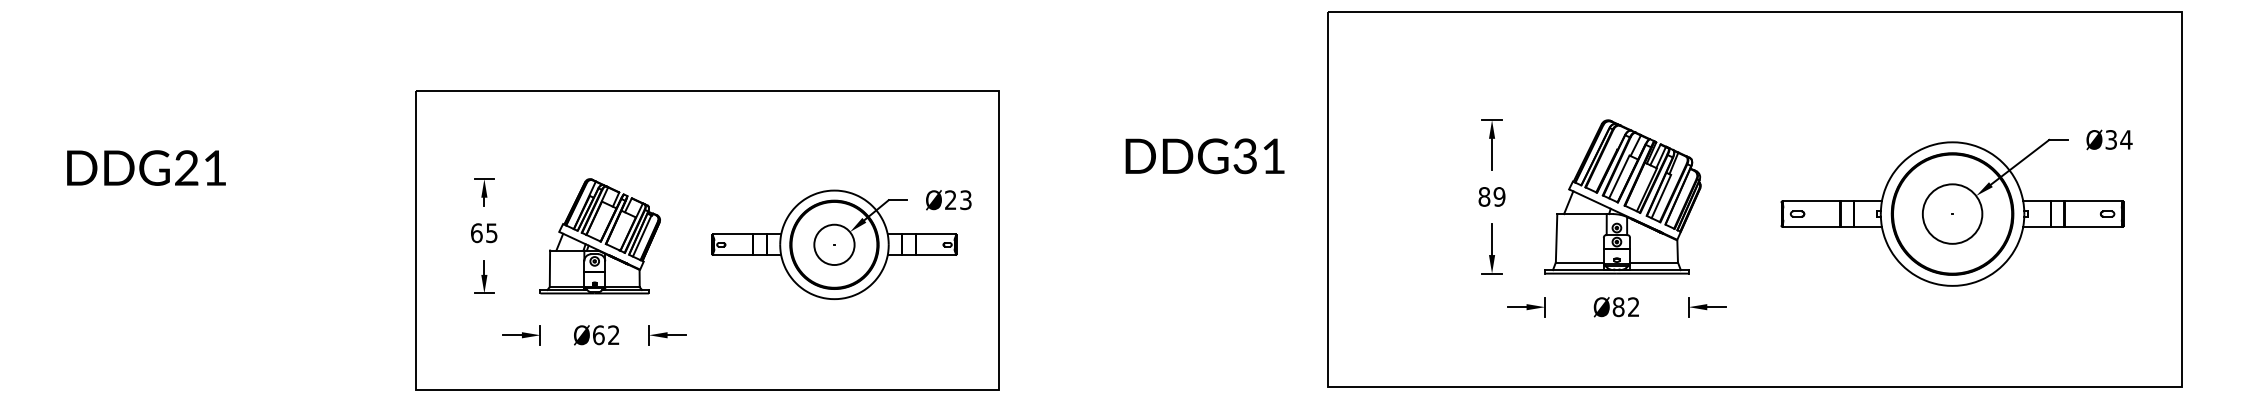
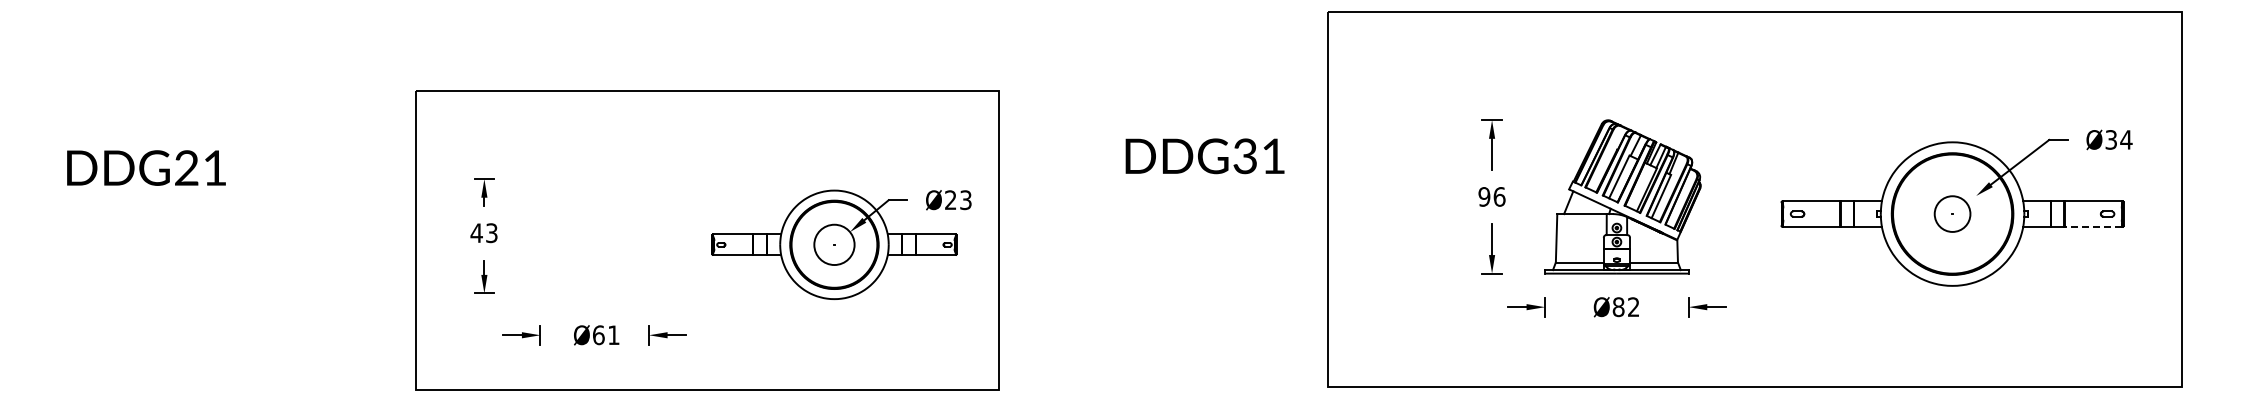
text: 89 -> 96 (1491, 196)
circle diameter: 60 px -> 36 px (1952, 213)
line: solid -> dashed (2093, 227)
text: 65 -> 43 (483, 233)
part: present -> none (599, 236)
text: Ø62 -> Ø61 (613, 334)
